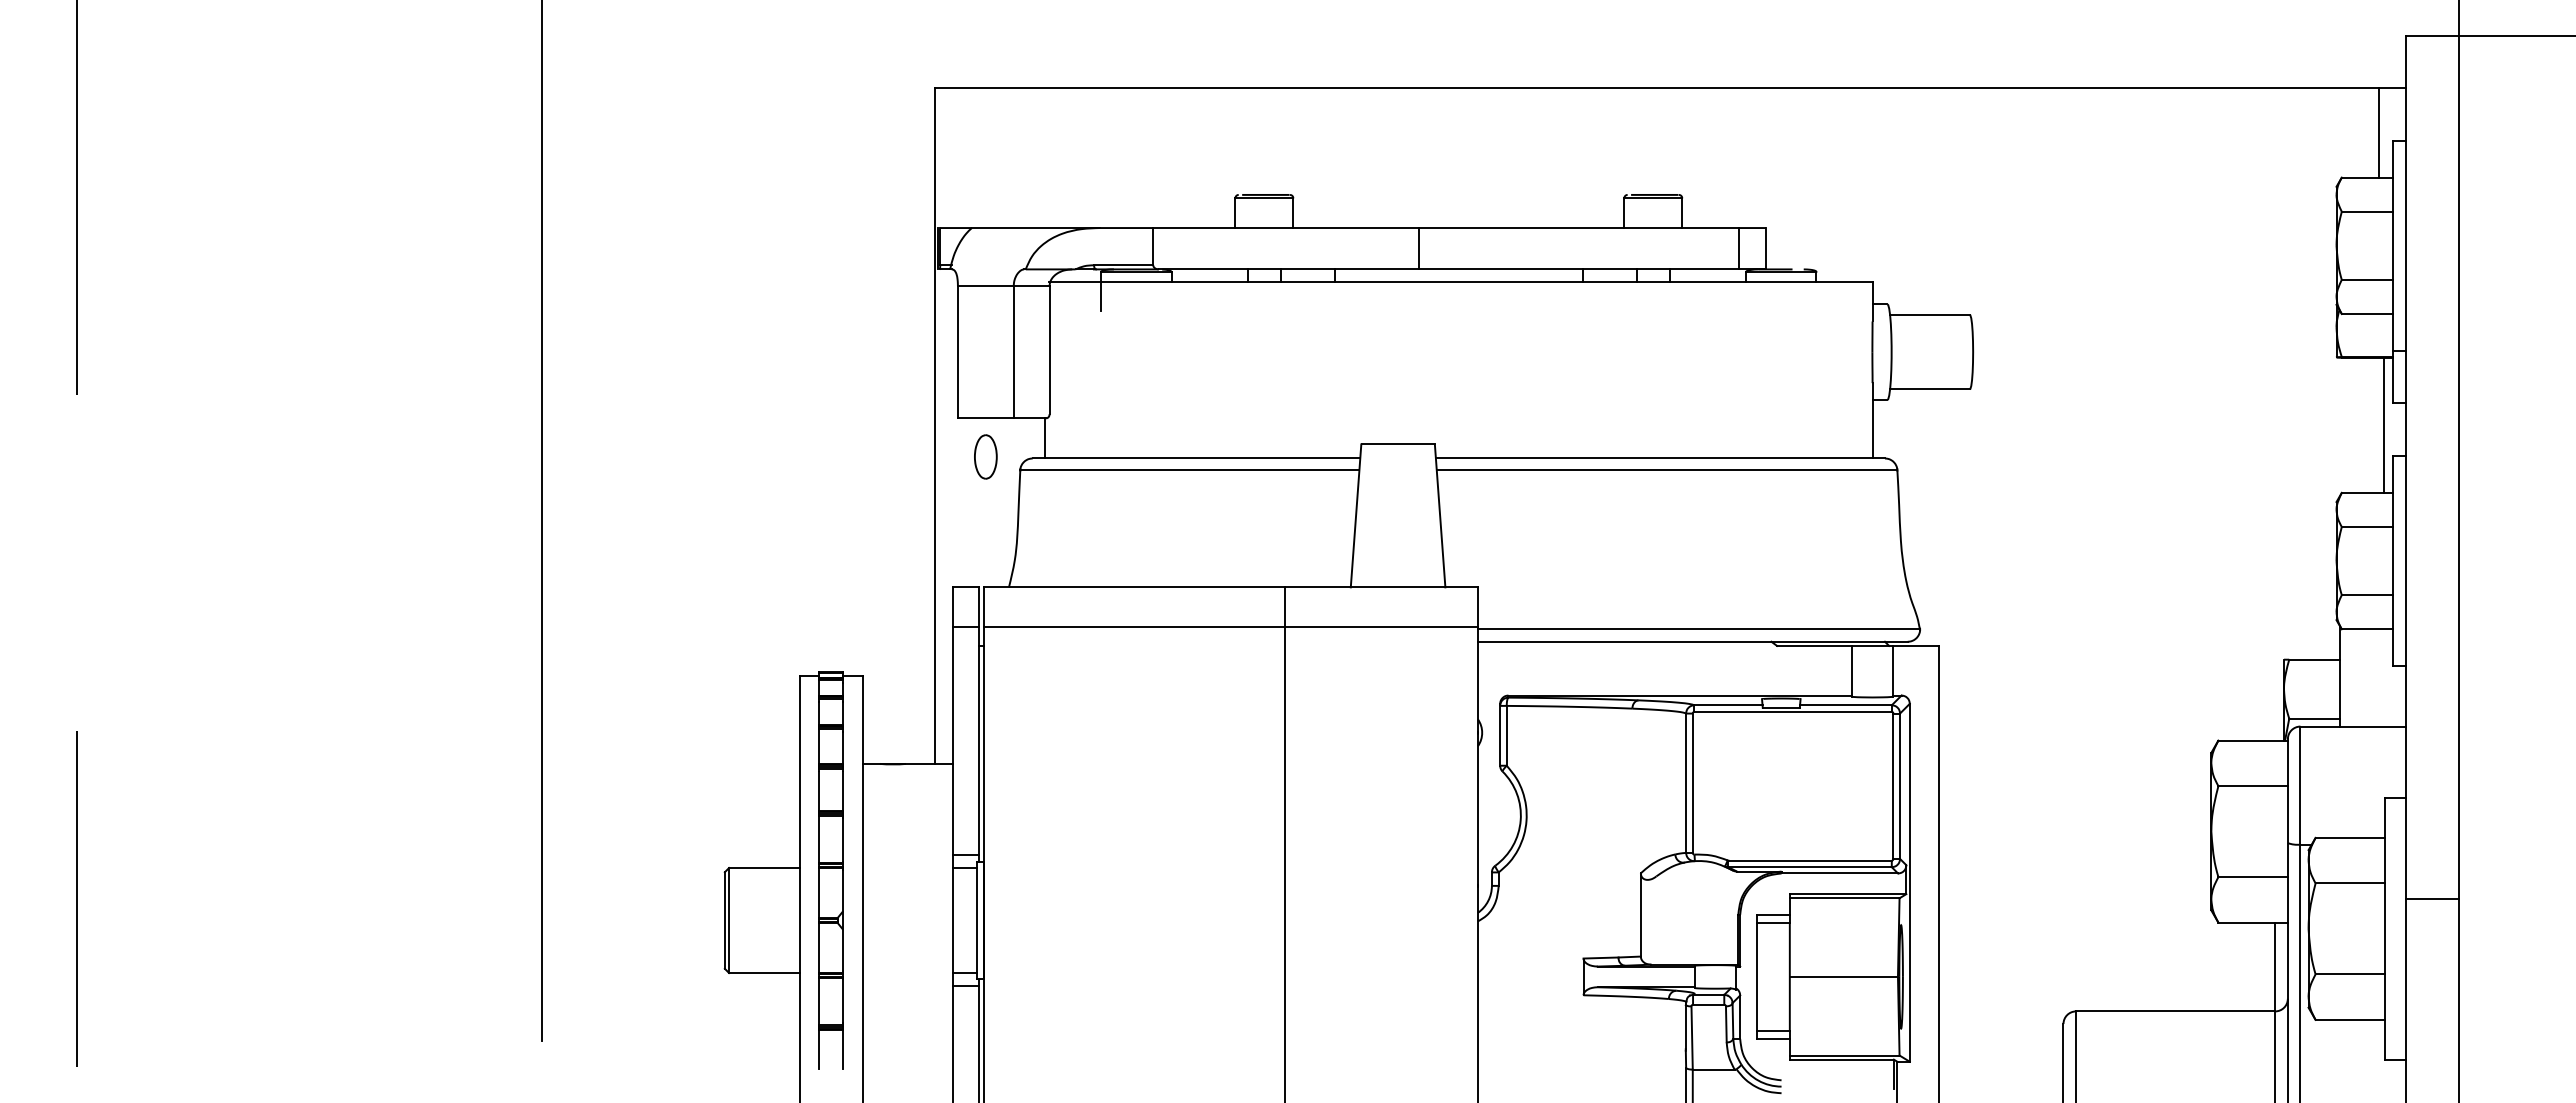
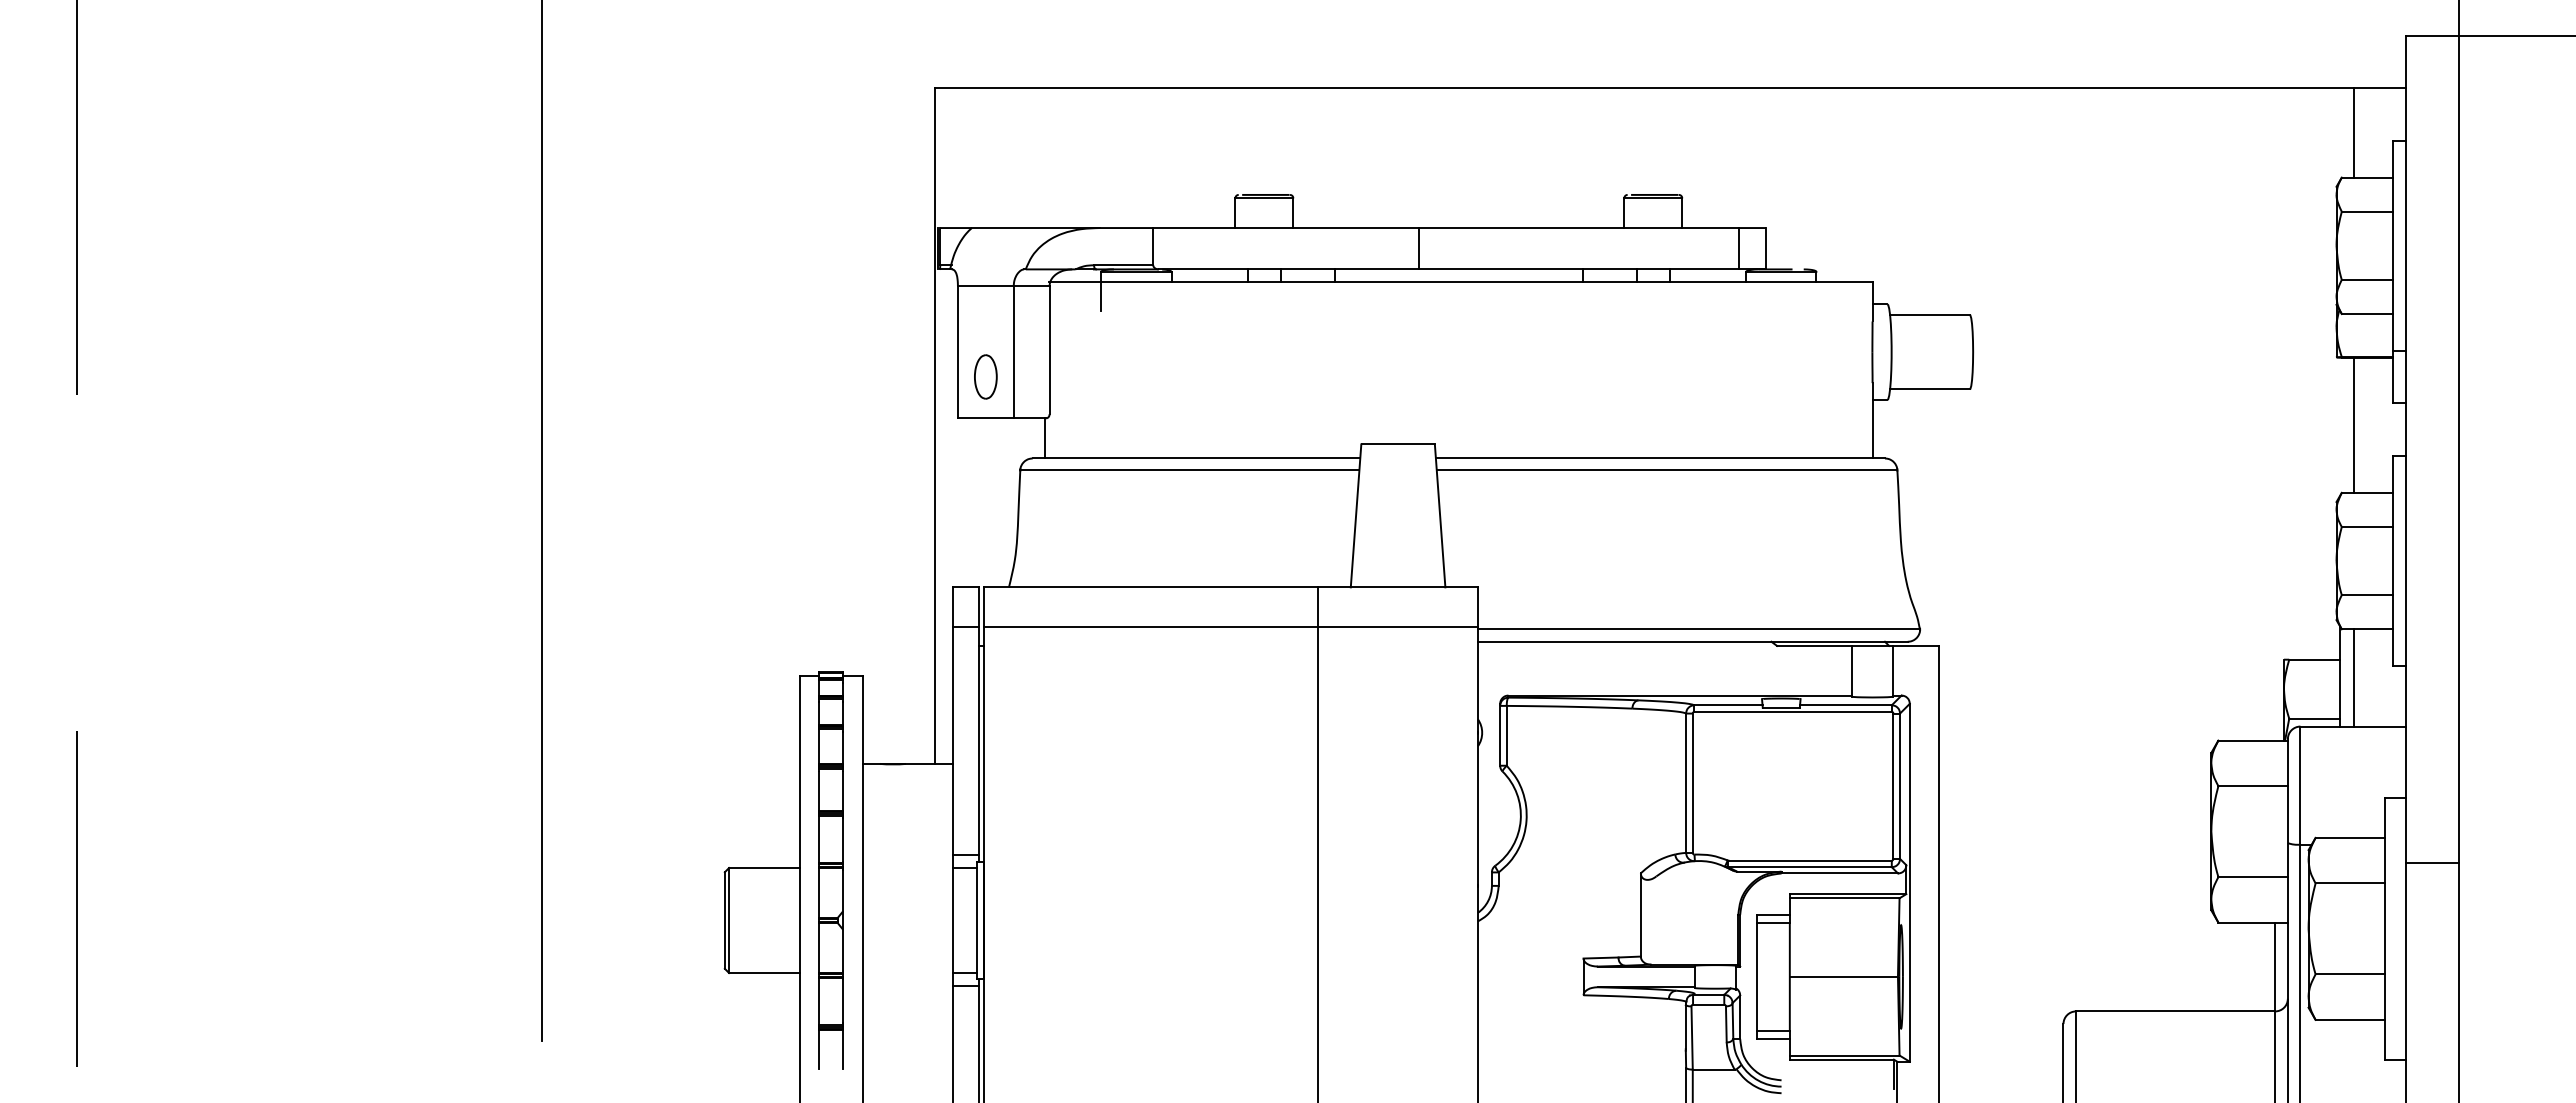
line position: (2378, 132) -> (2353, 132) (2353, 132)
line position: (2383, 424) -> (2353, 424) (2353, 424)
part position: (985, 456) -> (985, 376) (985, 376)
line: none -> present (2353, 677)
line position: (1285, 843) -> (1318, 843) (1318, 843)
line position: (2432, 899) -> (2432, 863) (2432, 863)
